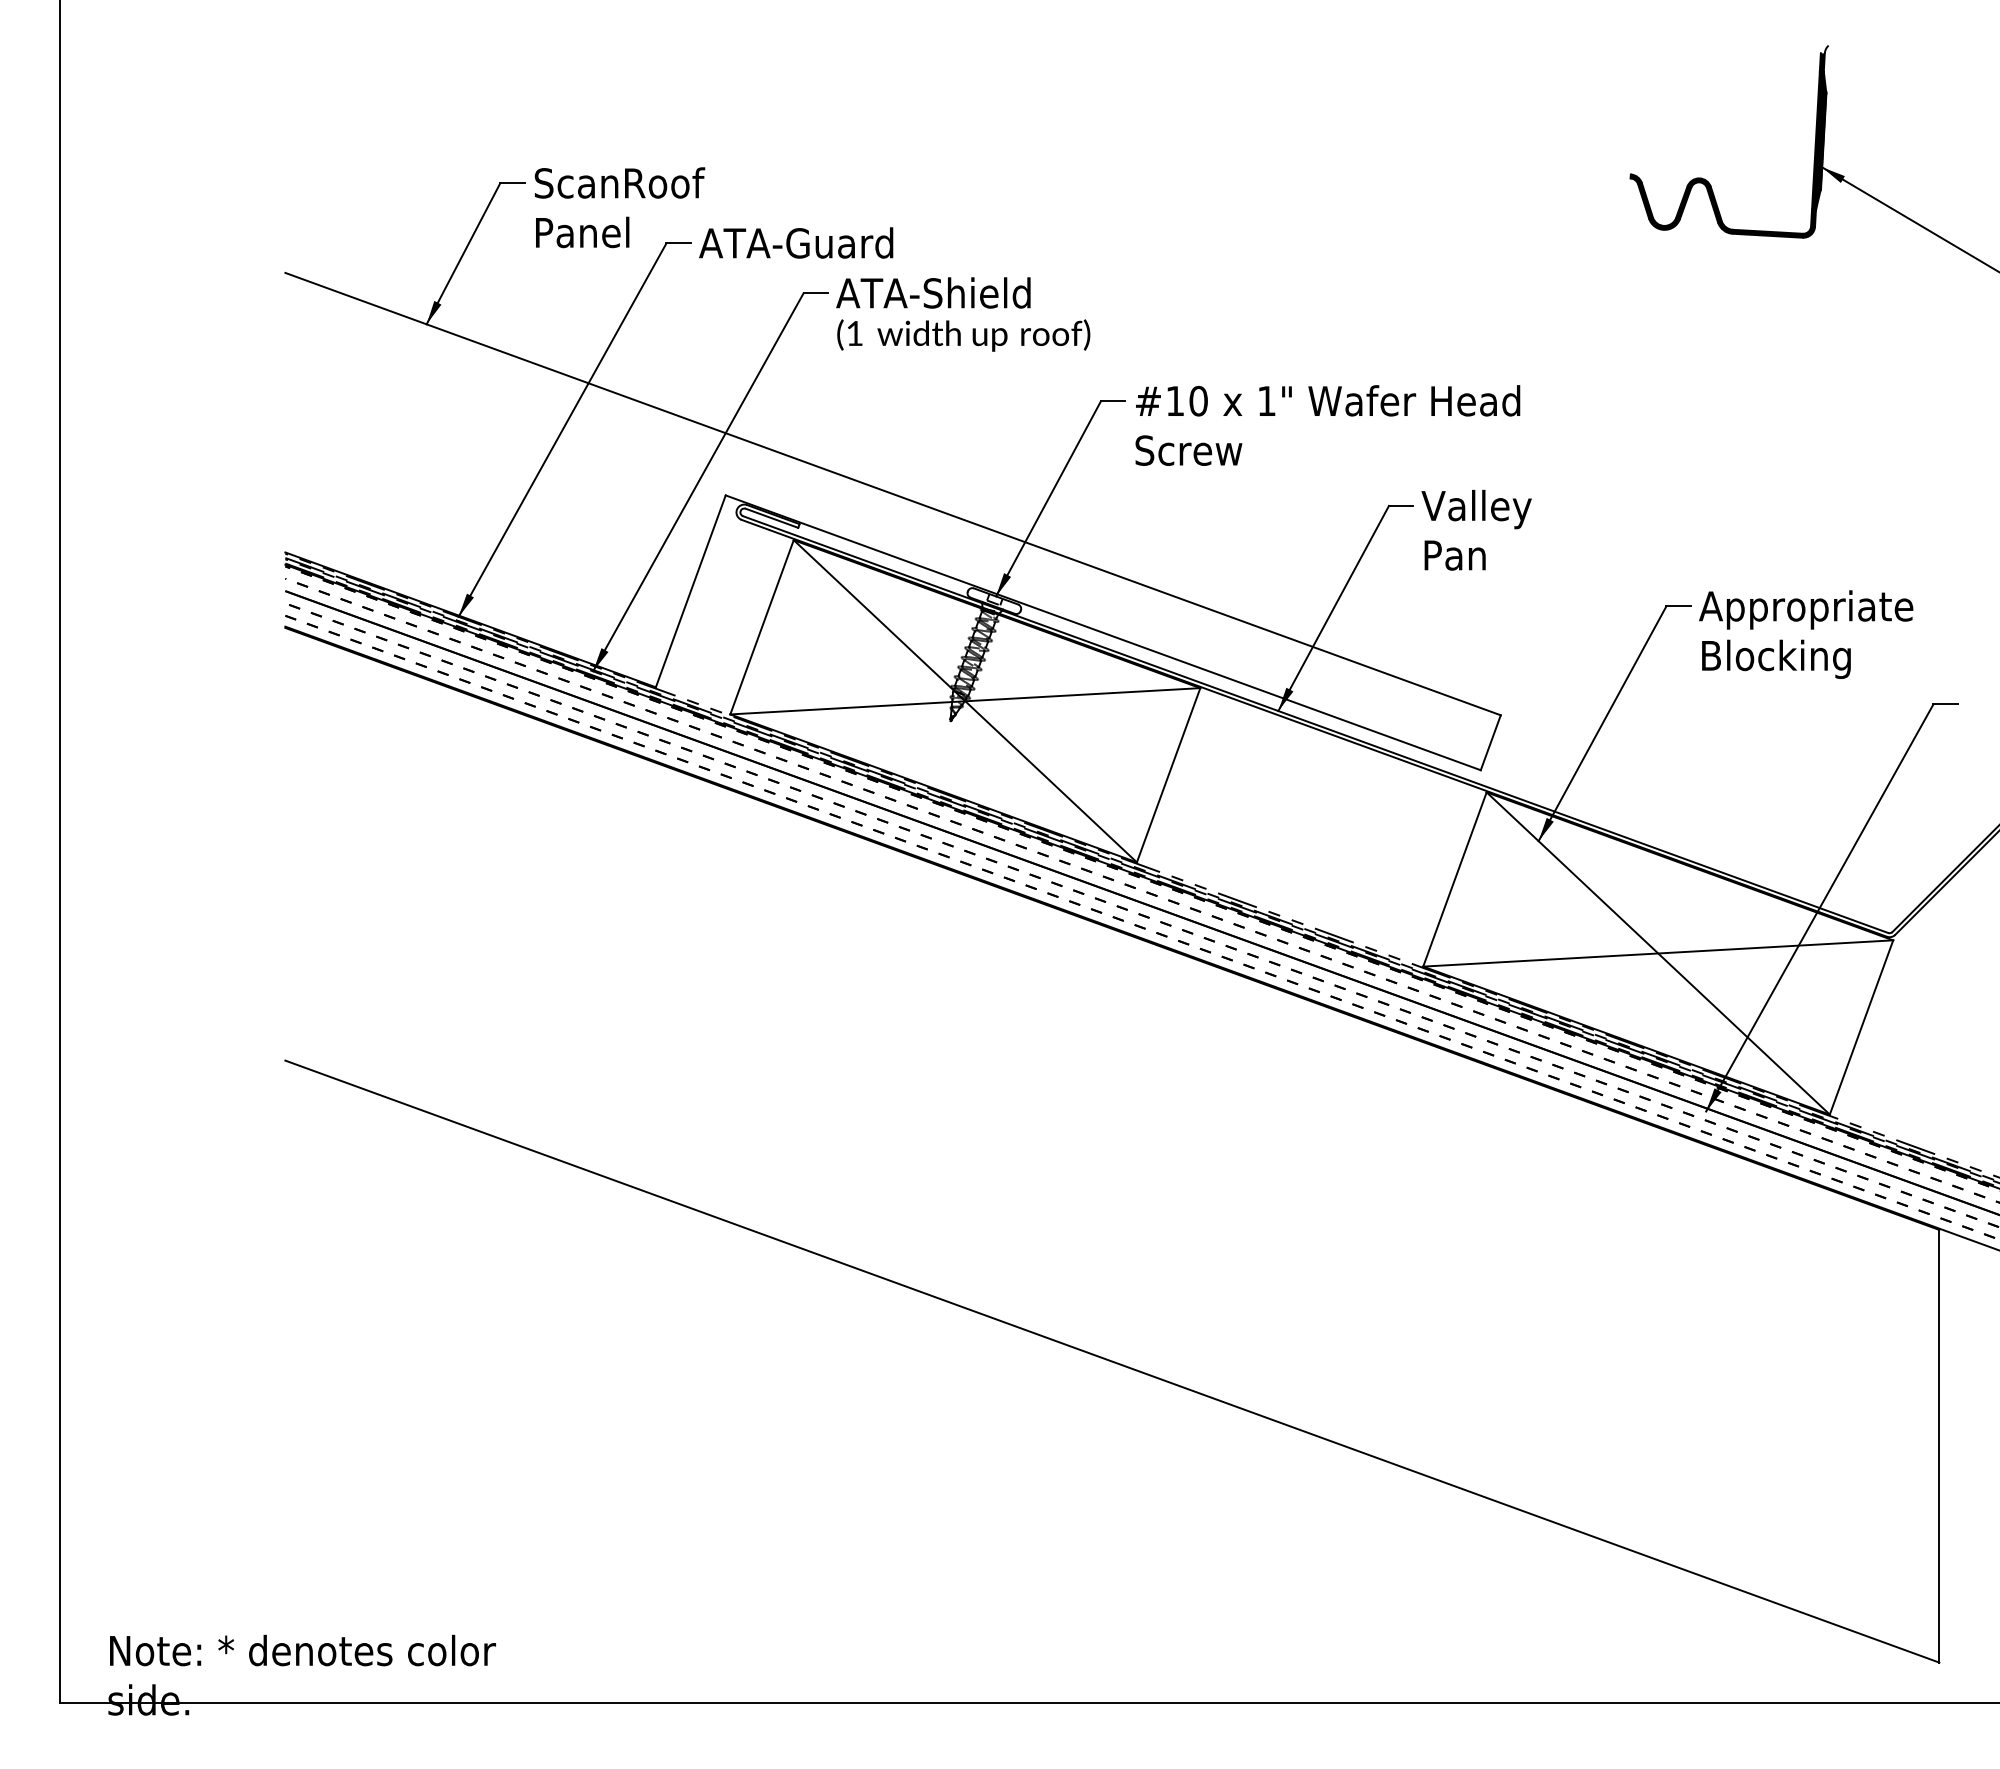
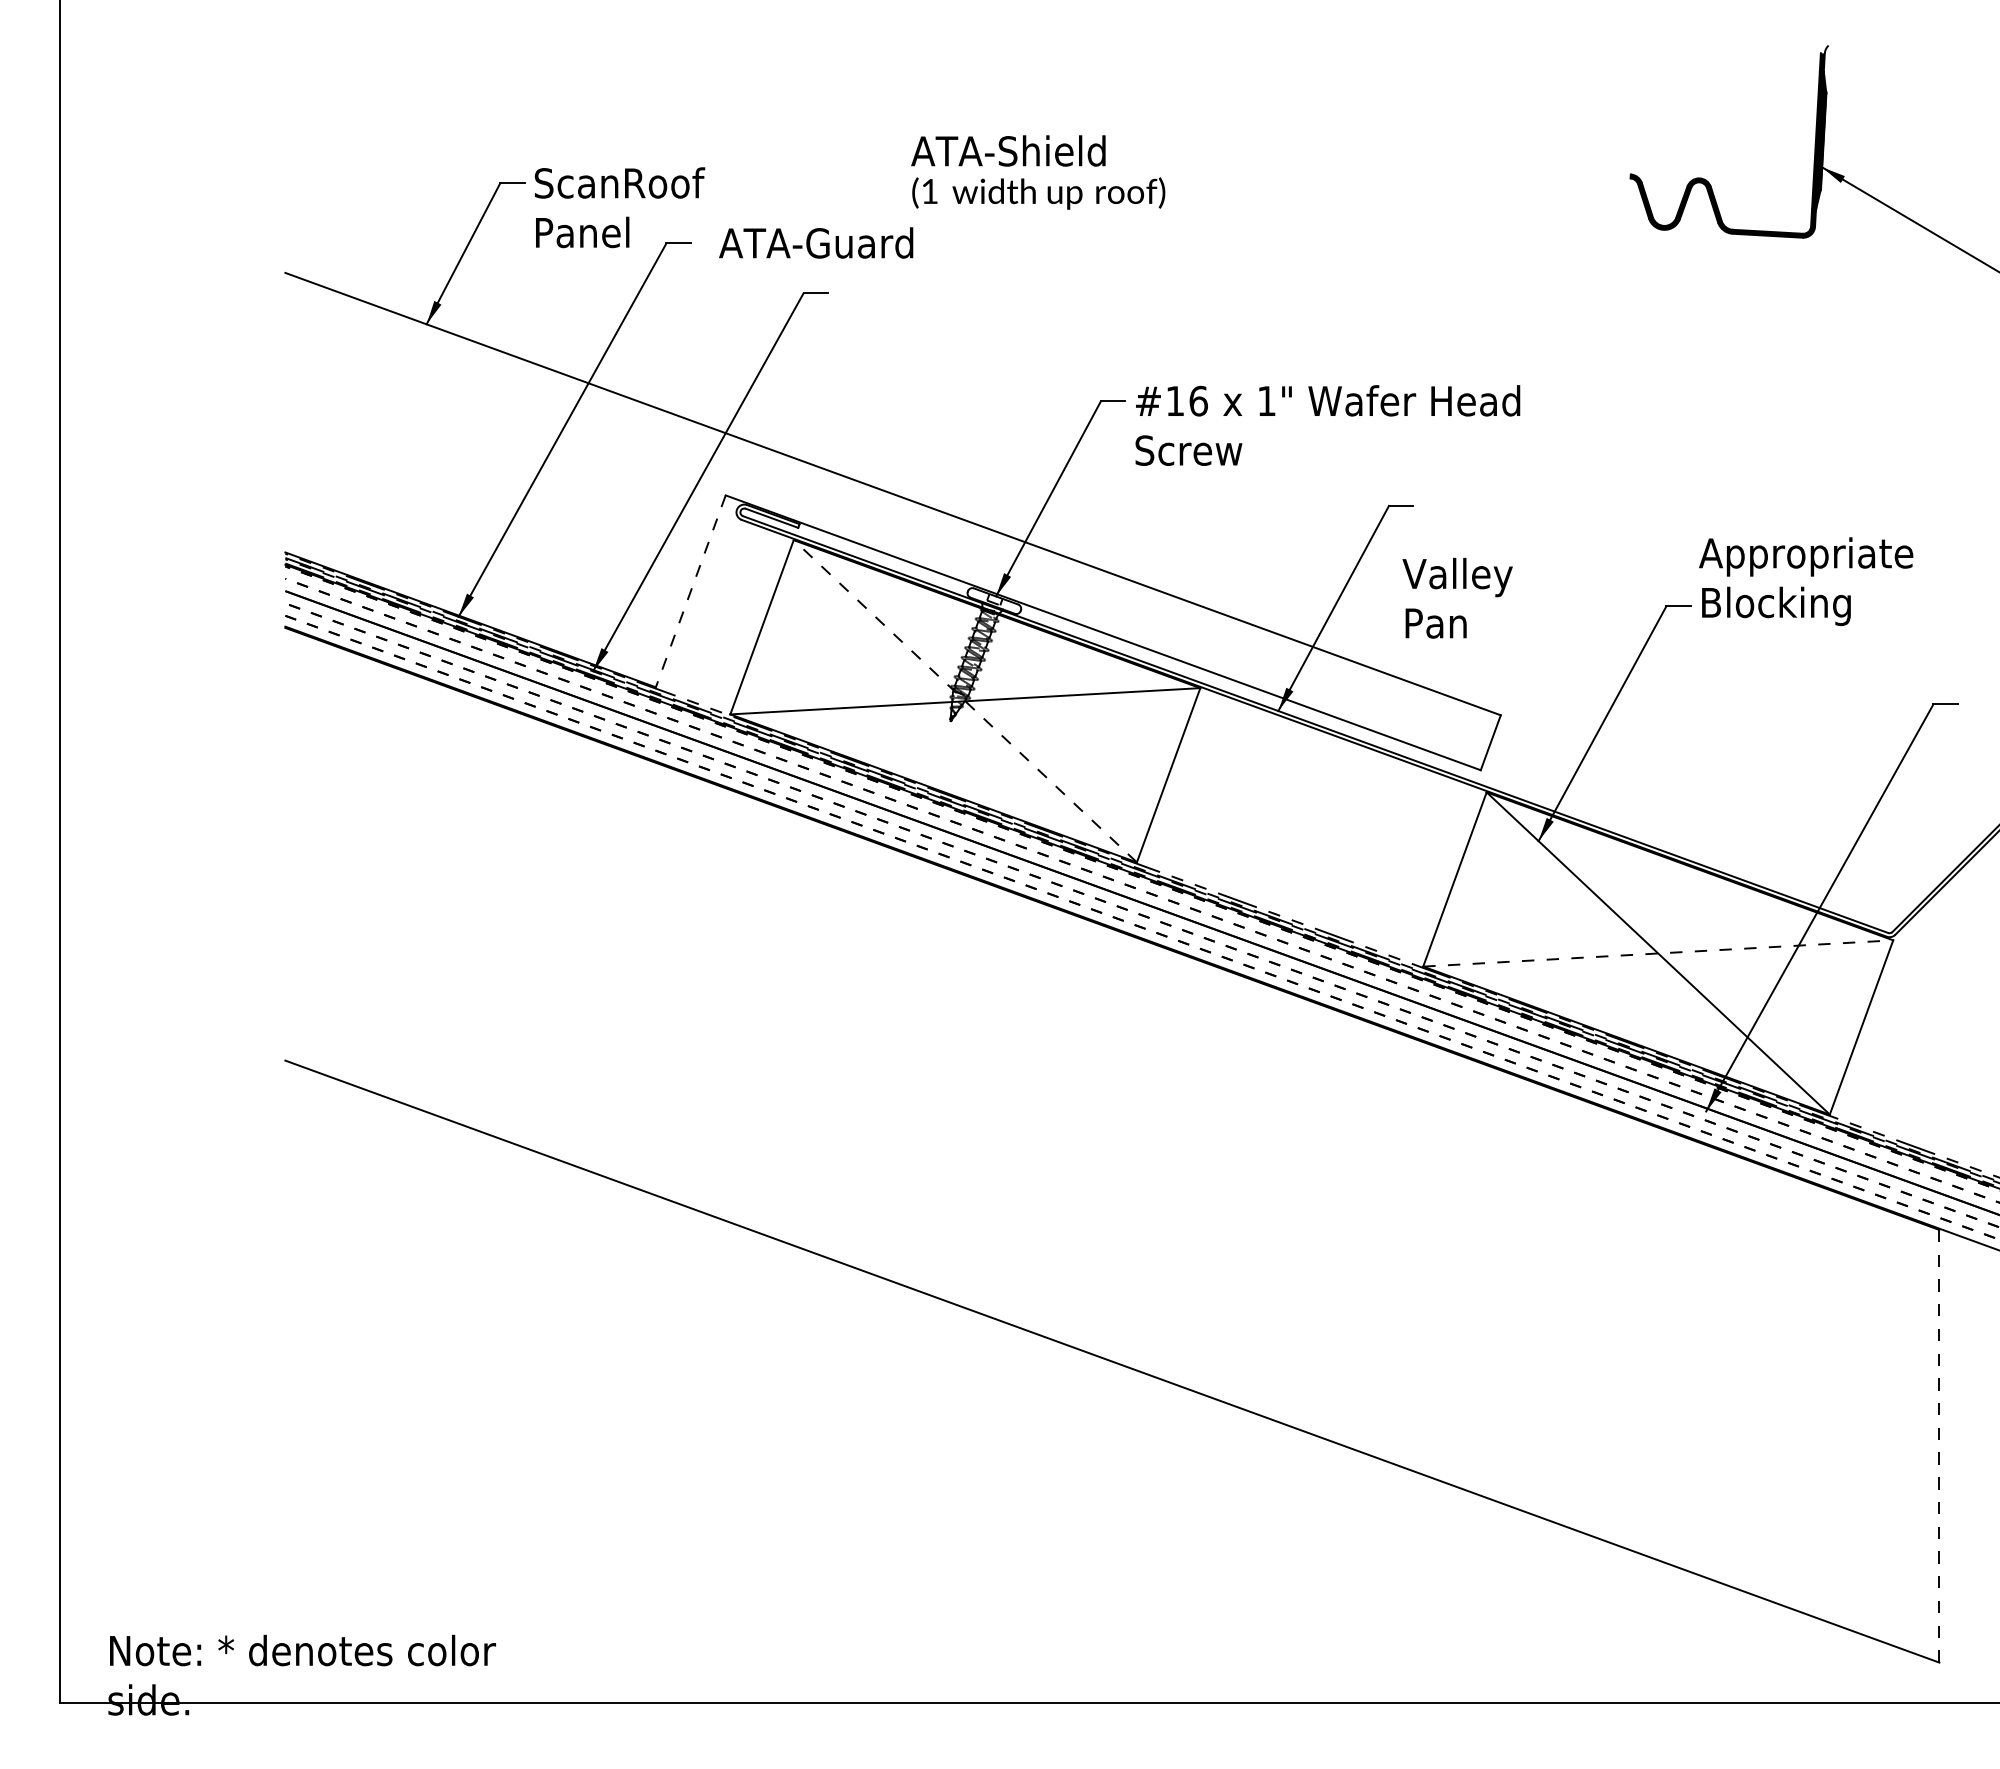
text position: (796, 242) -> (816, 242) (816, 242)
text position: (963, 314) -> (1038, 172) (1038, 172)
text: #10 -> #16 (1198, 400)
text position: (1476, 529) -> (1457, 597) (1457, 597)
line: solid -> dashed (690, 591)
text position: (1806, 634) -> (1806, 581) (1806, 581)
line: solid -> dashed (964, 700)
line: solid -> dashed (1658, 953)
line: solid -> dashed (1939, 1446)
